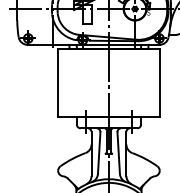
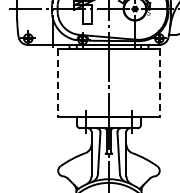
line: solid -> dashed (57, 83)
line: solid -> dashed (160, 83)
